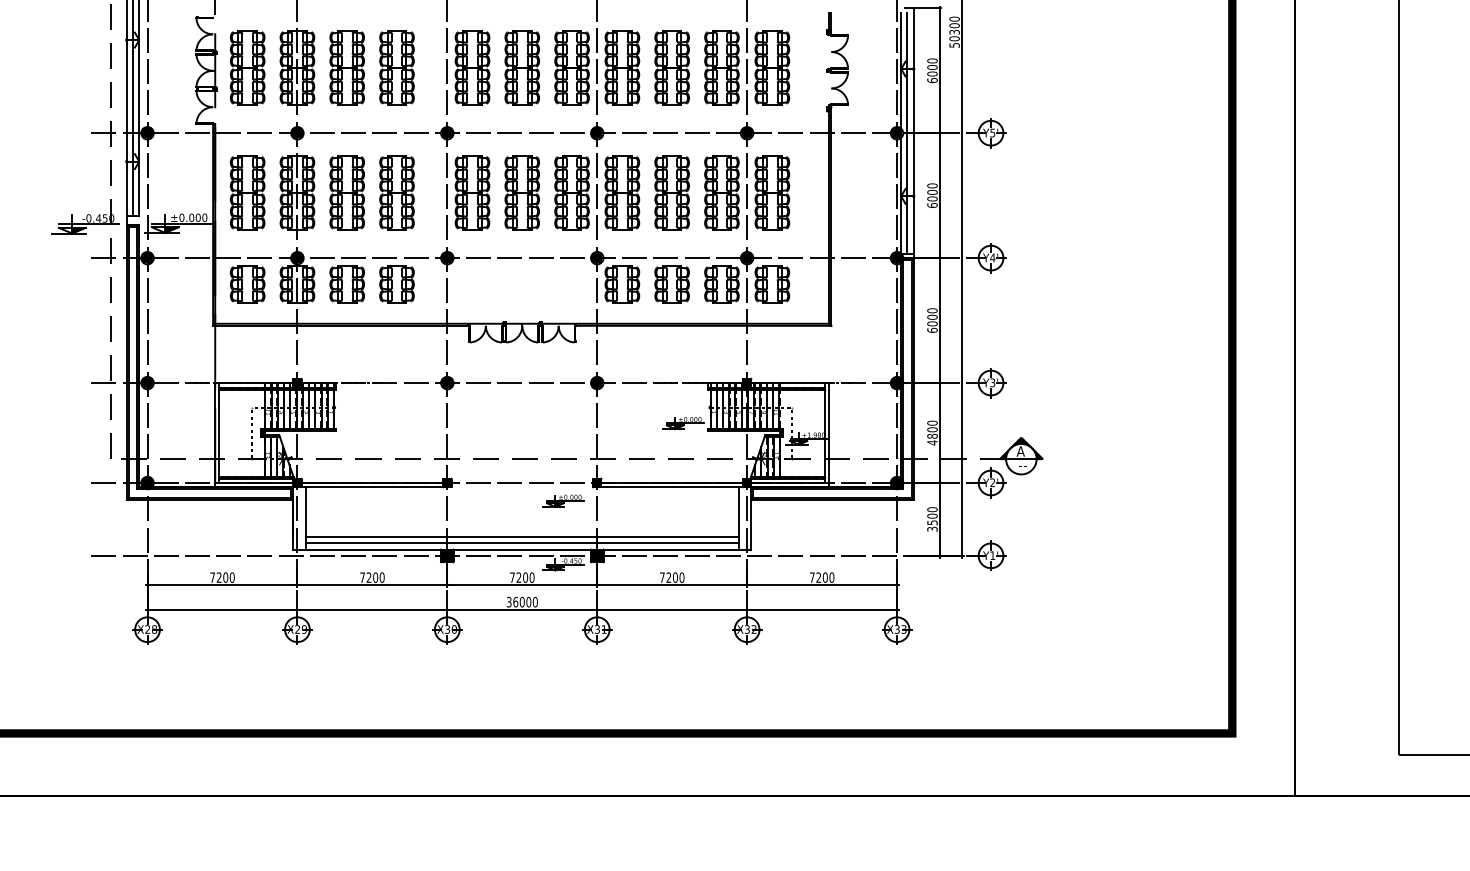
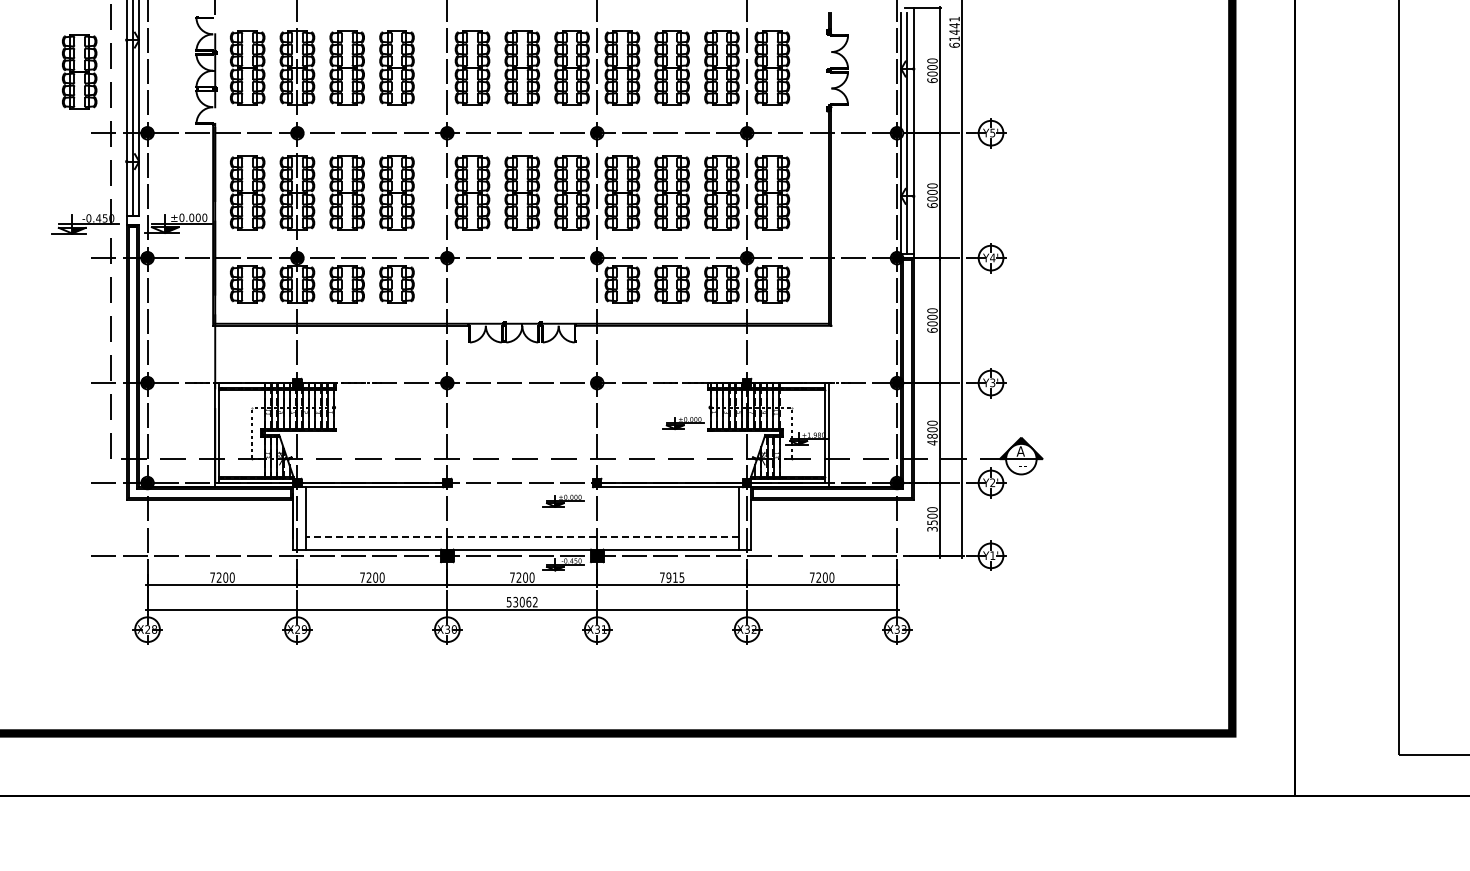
text: 50300 -> 61441 (954, 31)
part: none -> present (79, 71)
line: solid -> dashed (522, 537)
line: present -> none (521, 543)
text: 7200 -> 7915 (675, 577)
text: 36000 -> 53062 (522, 601)
